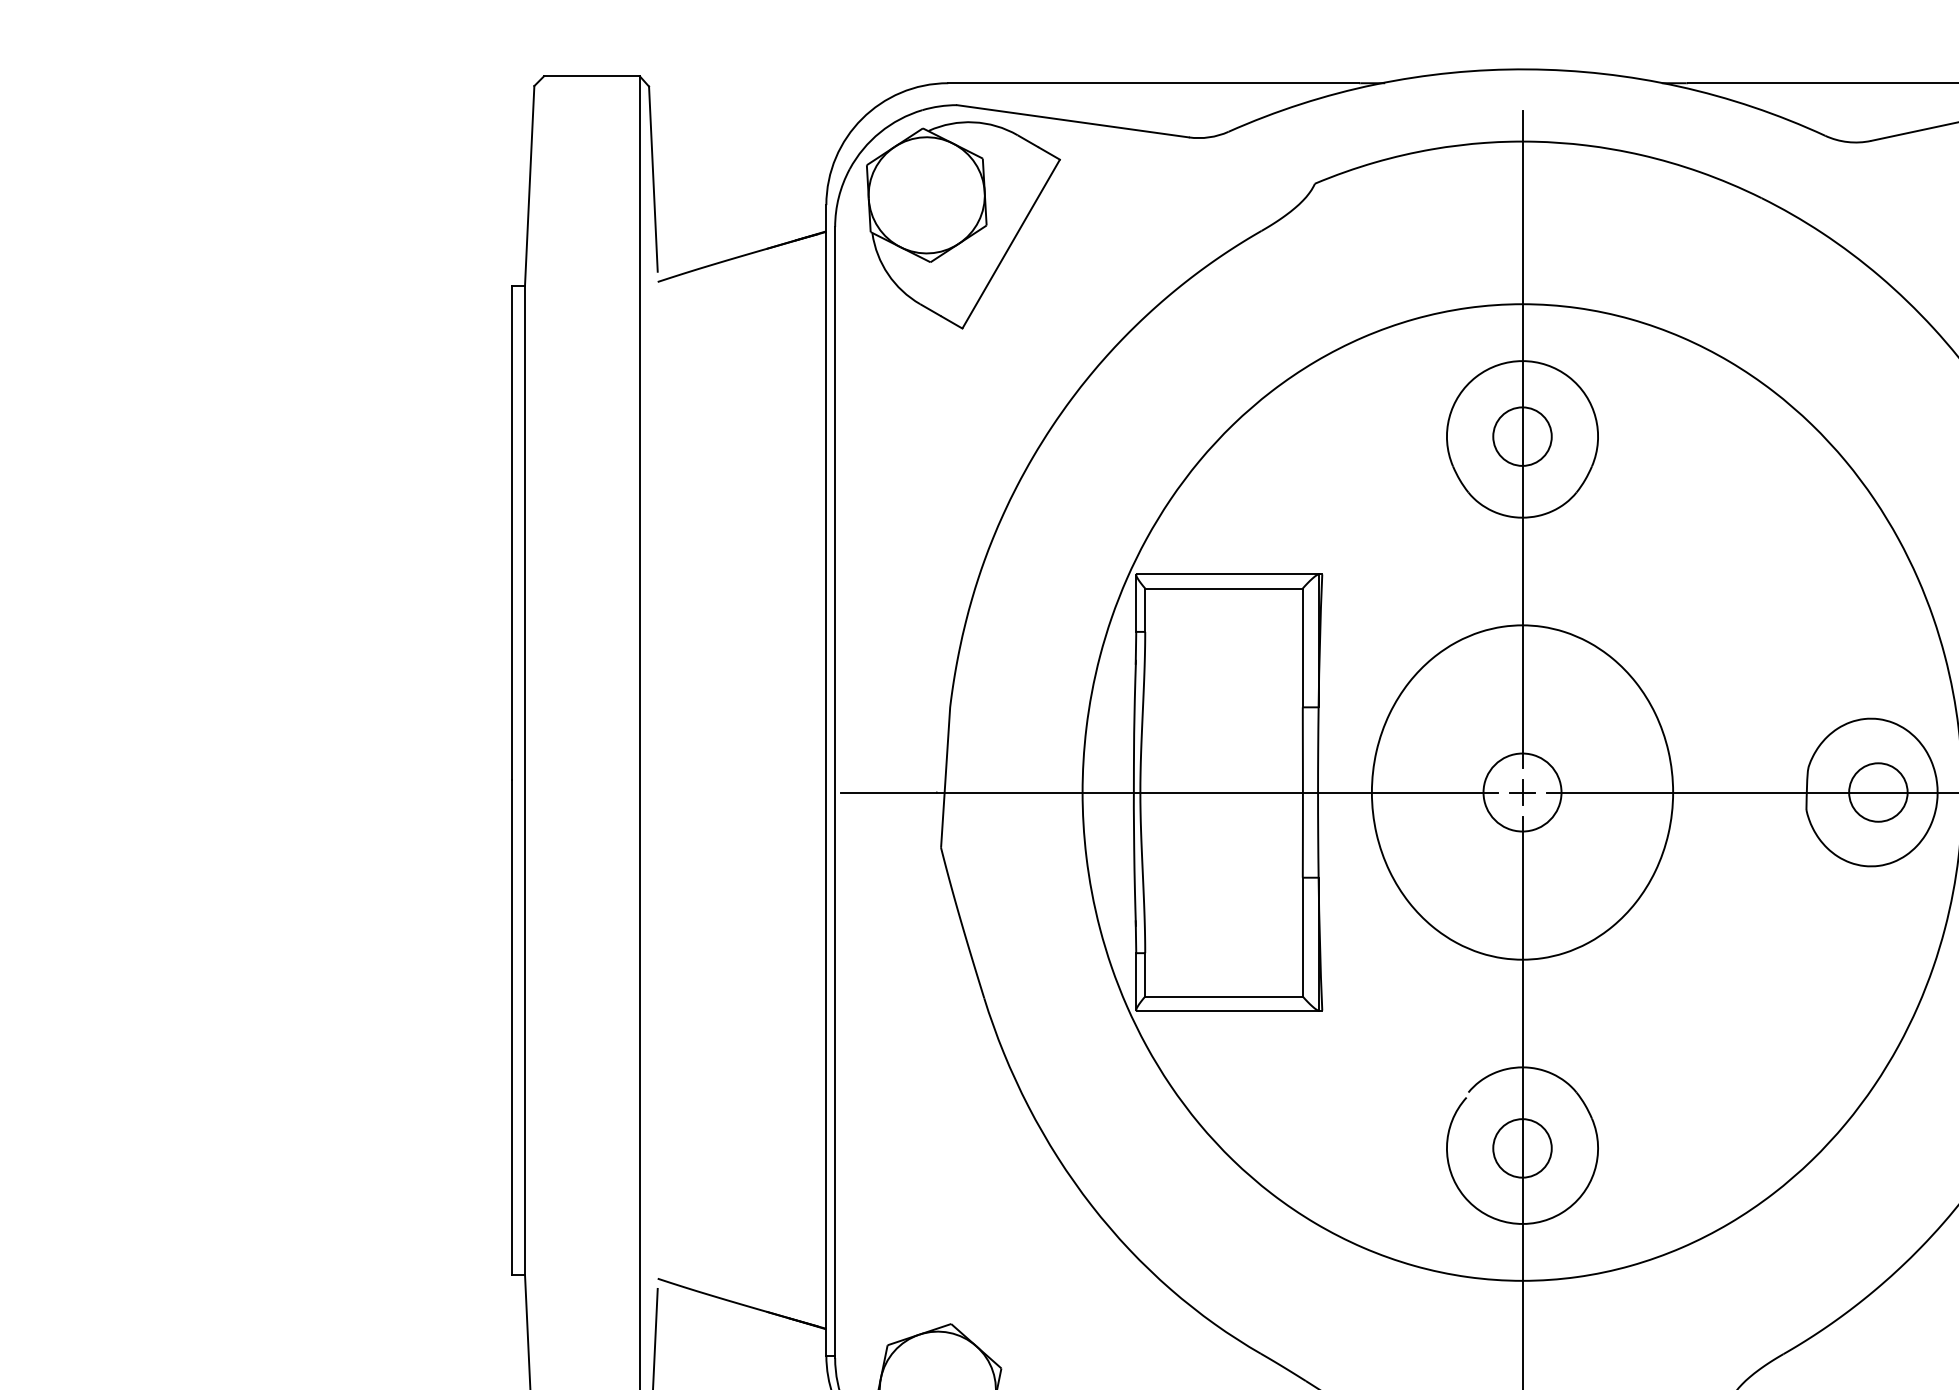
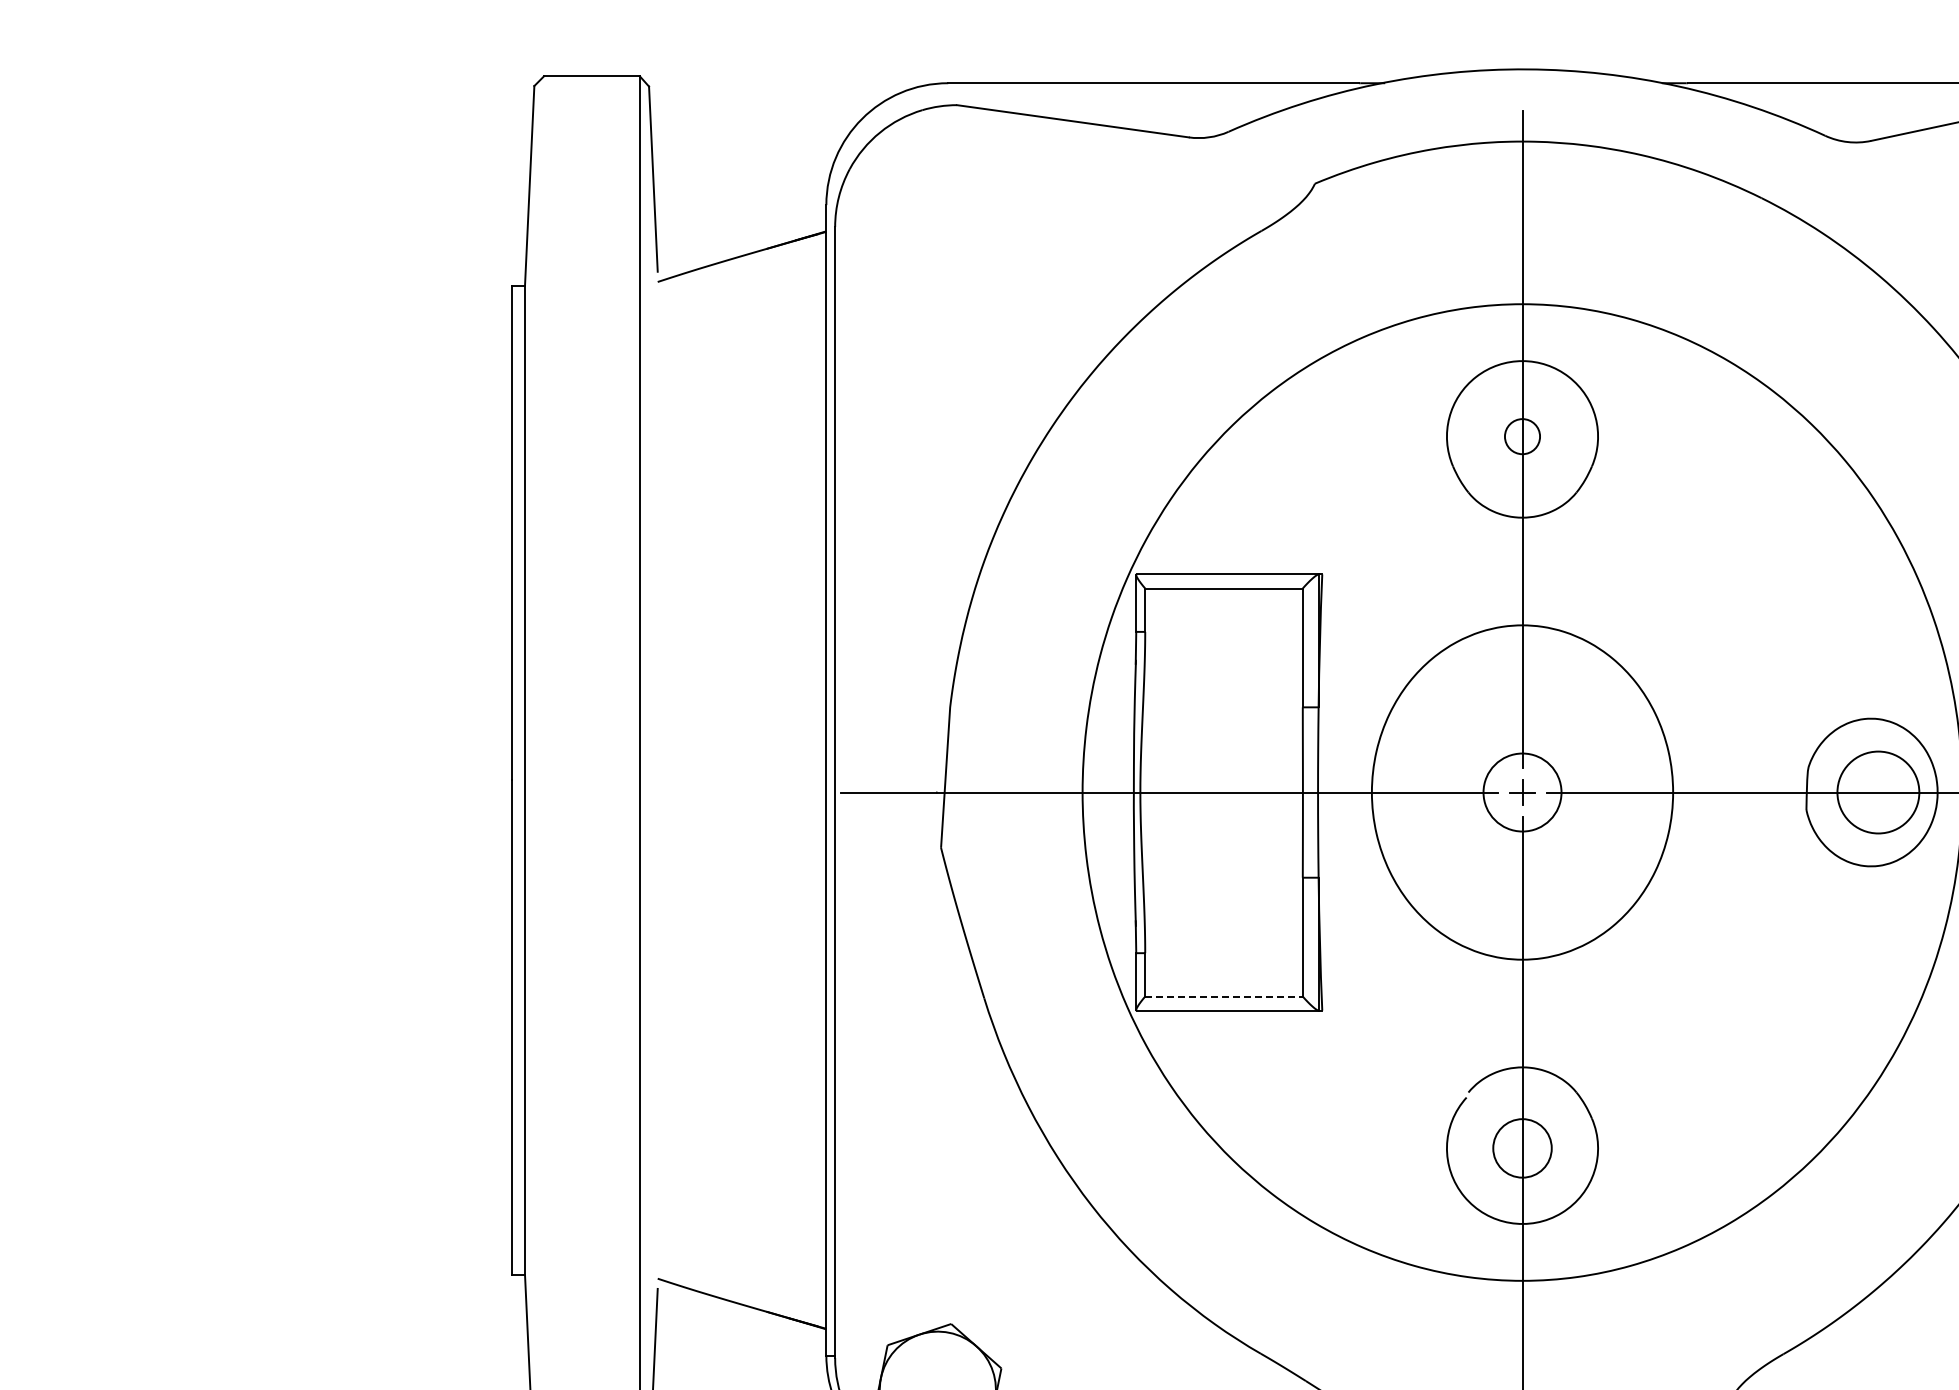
part: present -> none (963, 225)
circle diameter: 58 px -> 35 px (1522, 436)
circle diameter: 58 px -> 82 px (1878, 792)
line: solid -> dashed (1224, 996)
